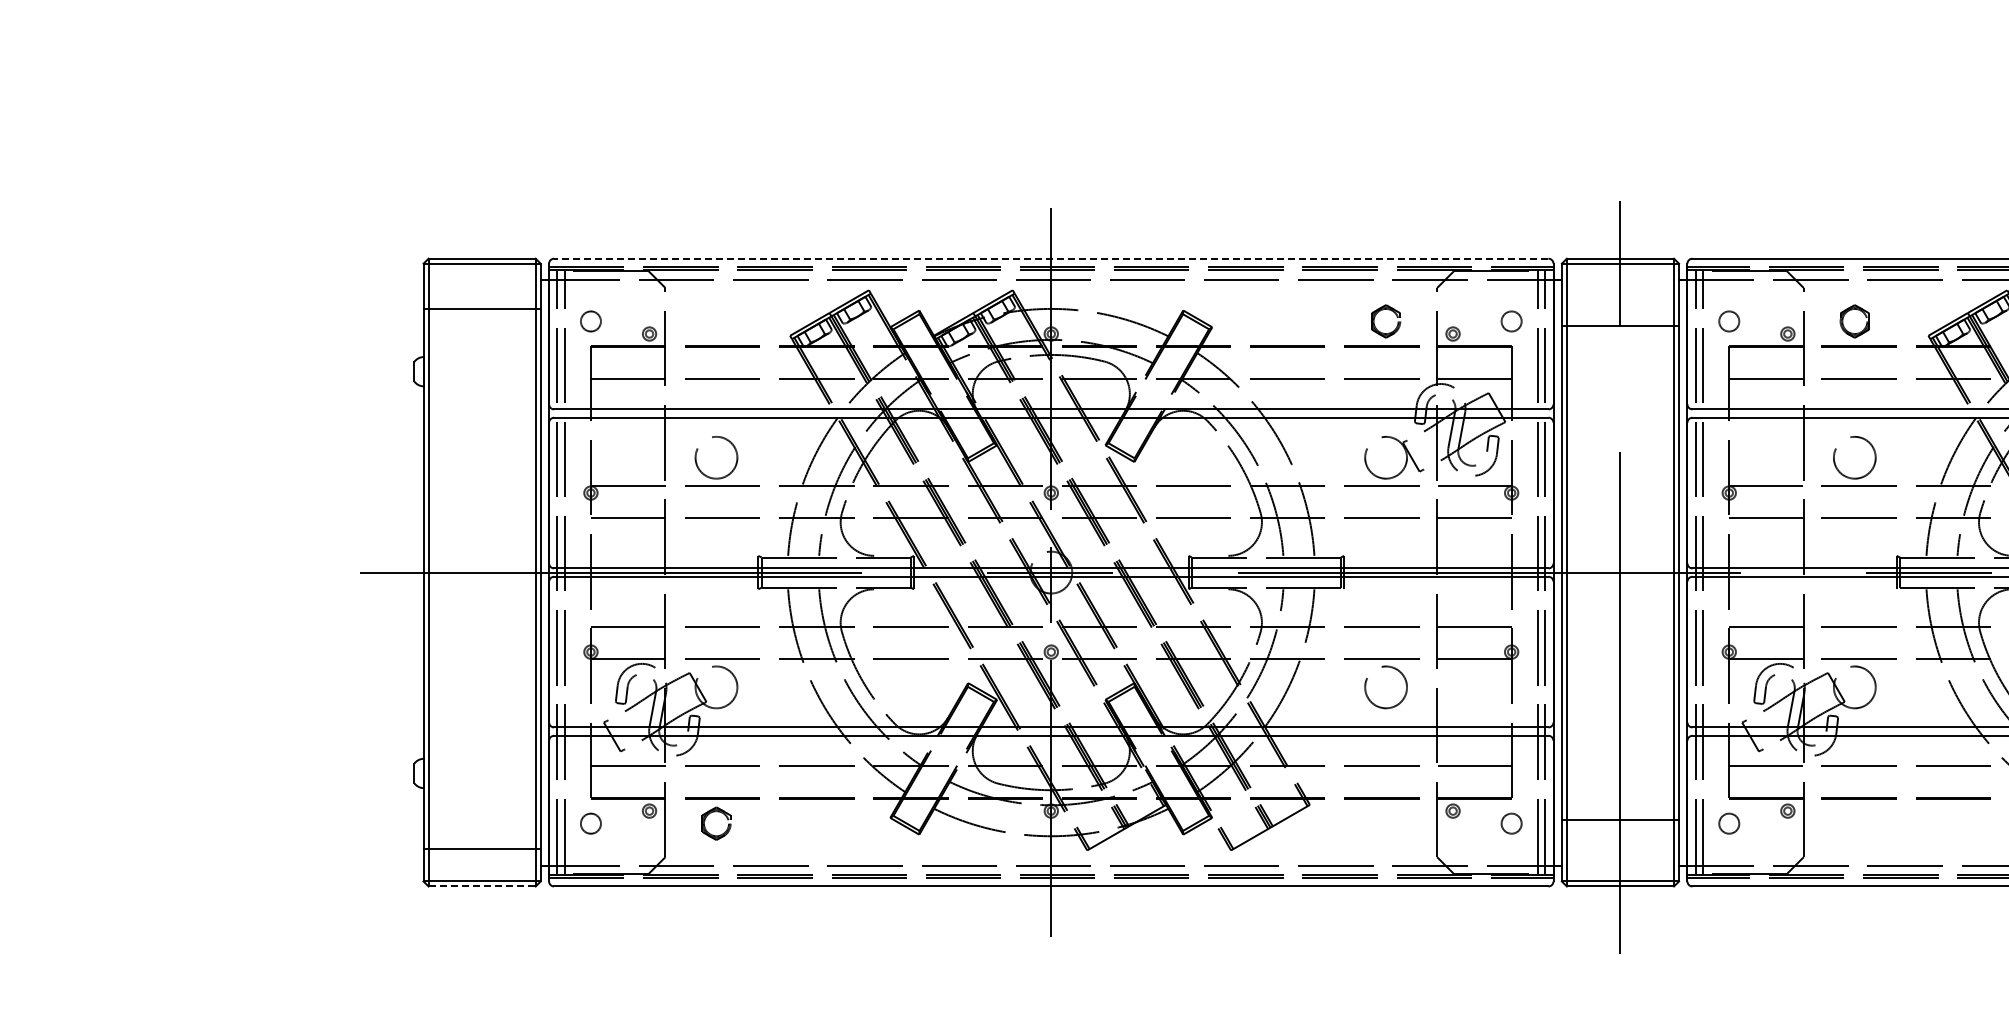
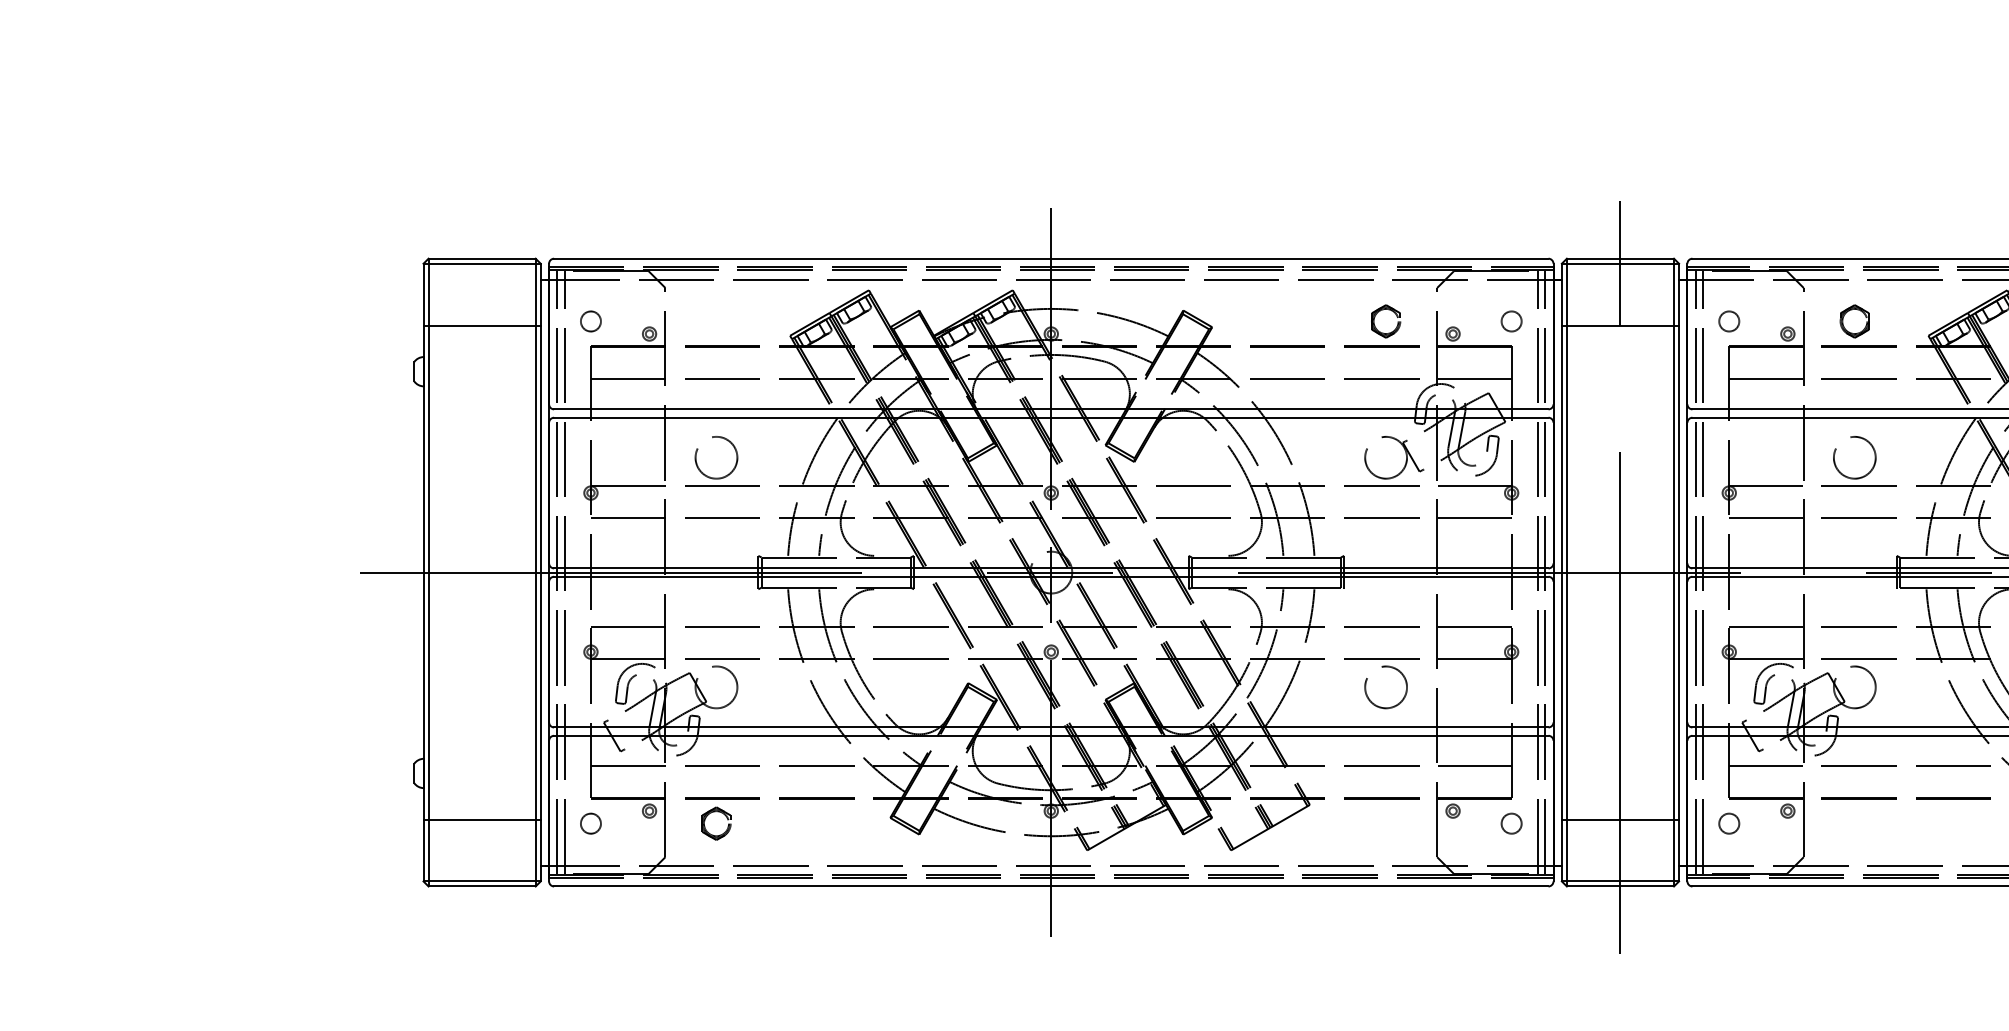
line: dashed -> solid (1050, 258)
line position: (481, 308) -> (481, 325) (481, 325)
line position: (481, 848) -> (481, 819) (481, 819)
line: dashed -> solid (482, 886)
